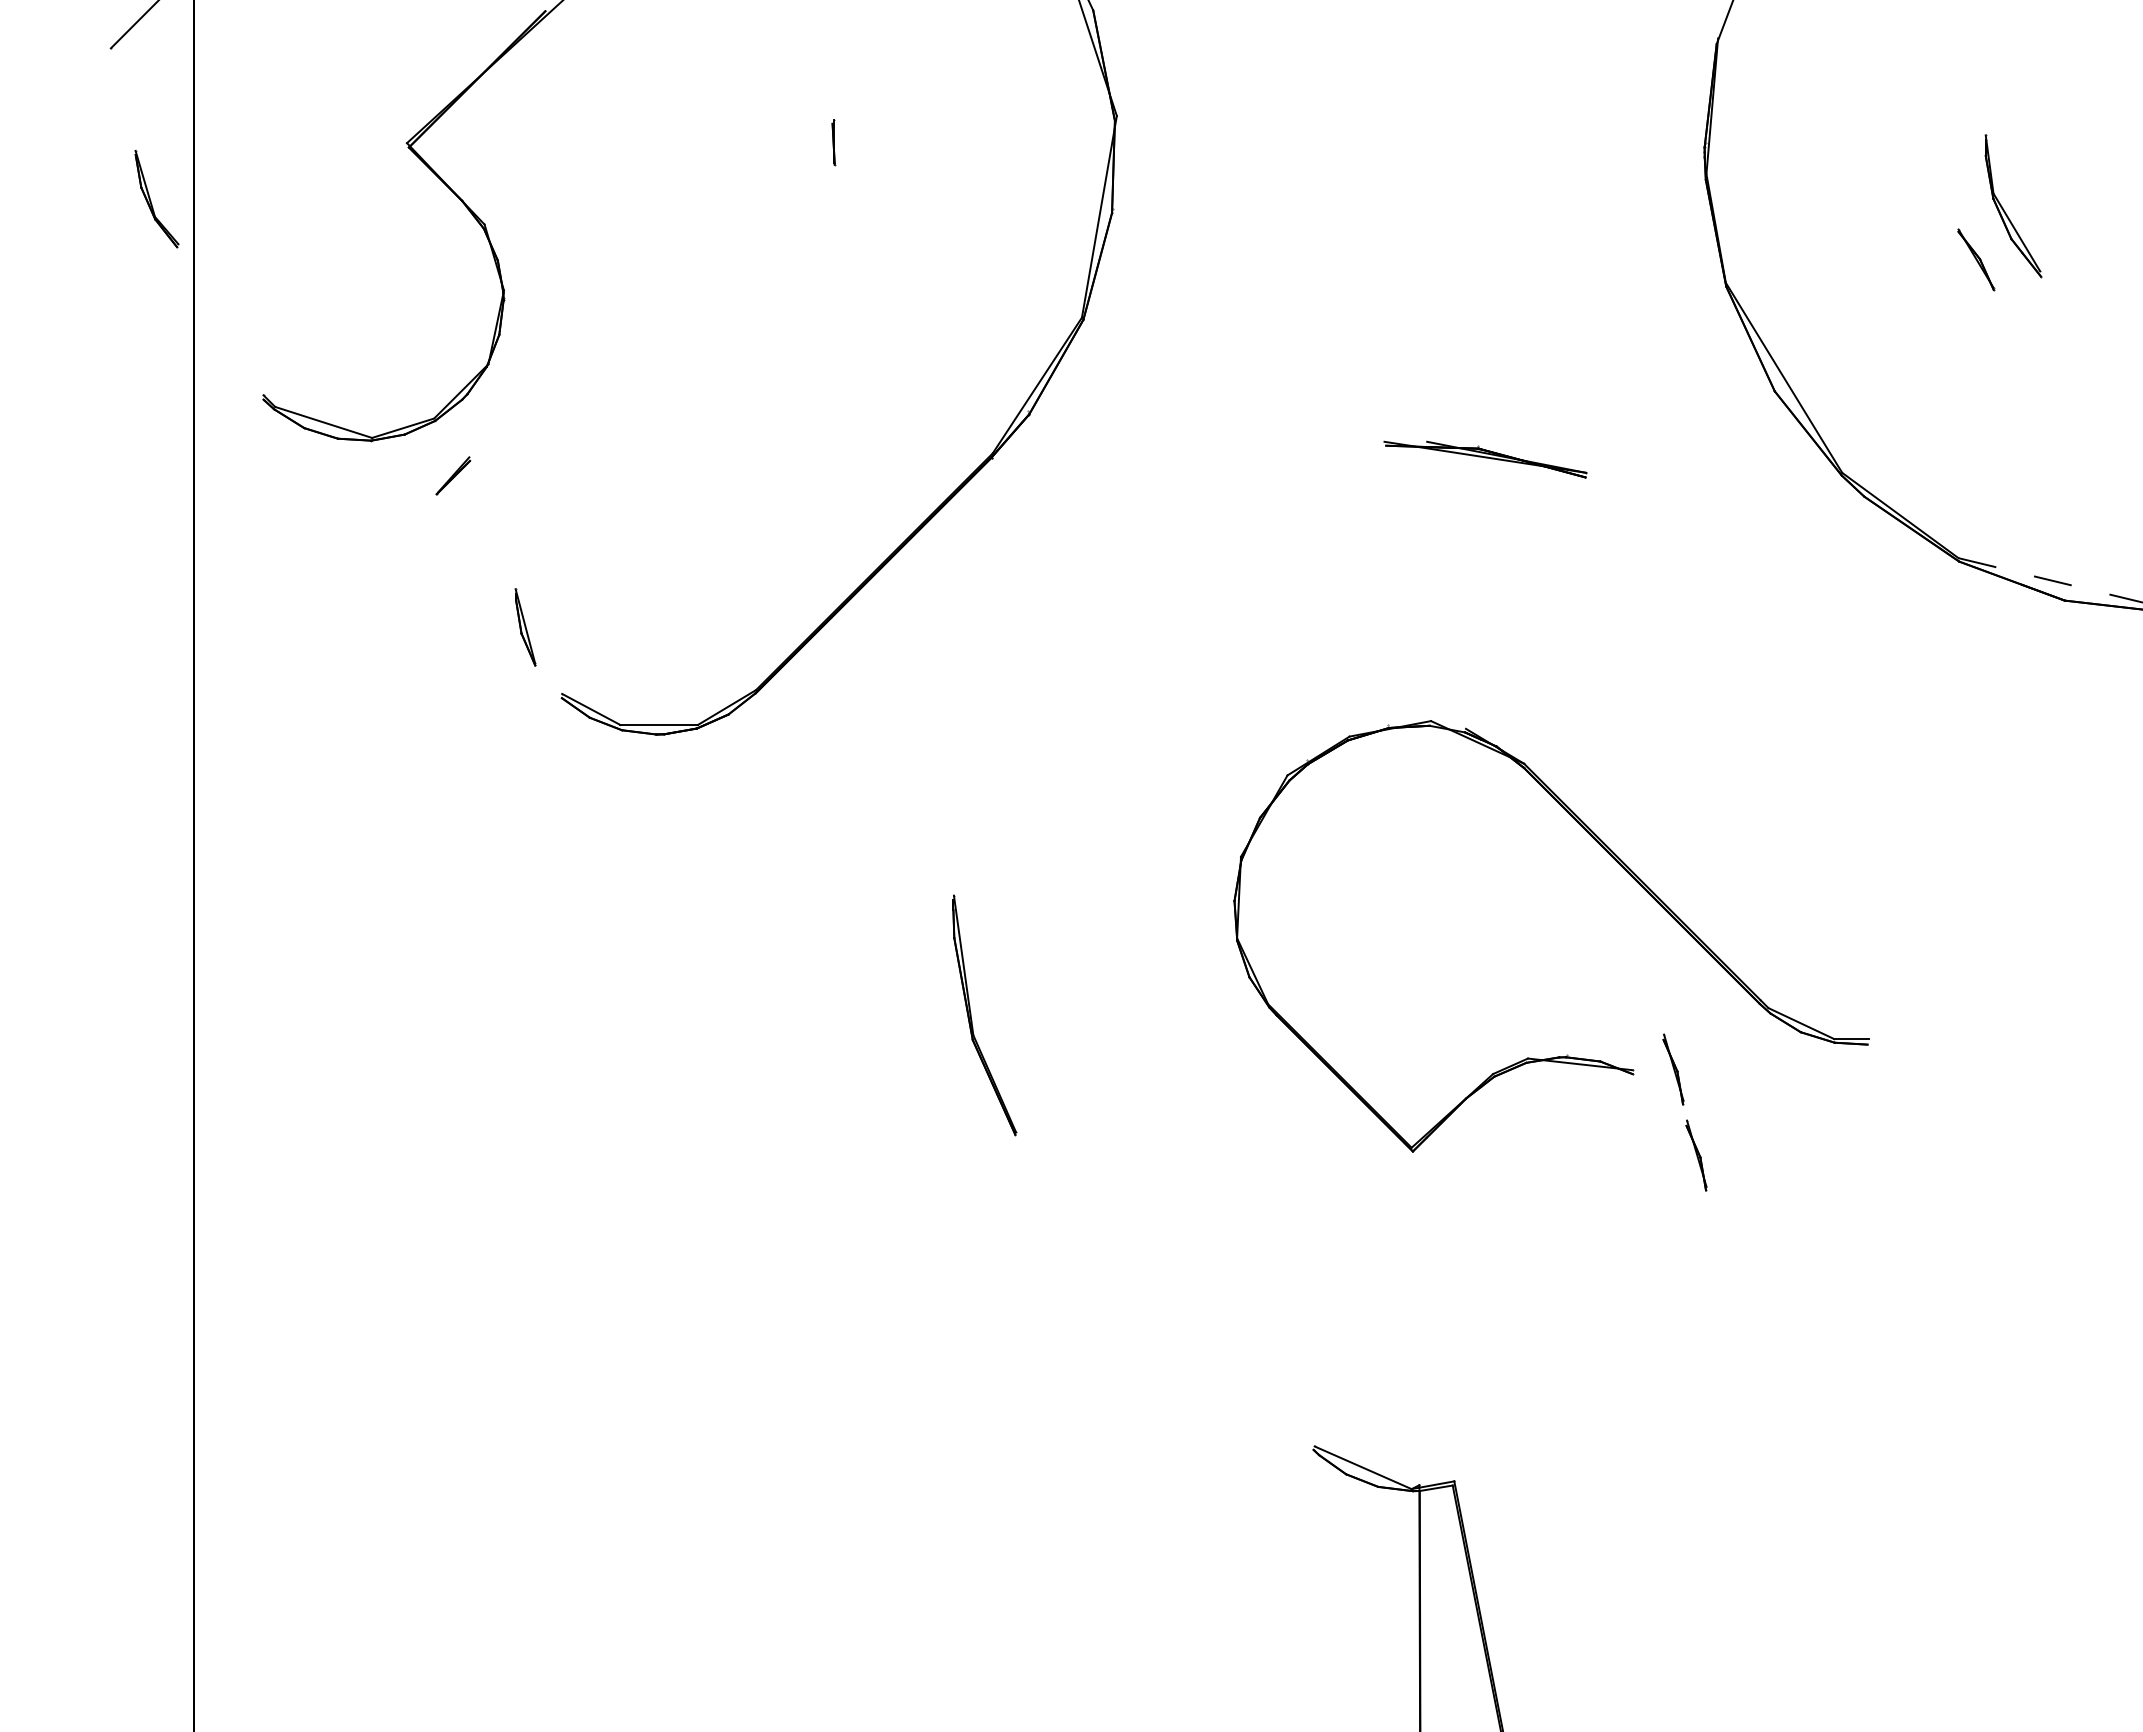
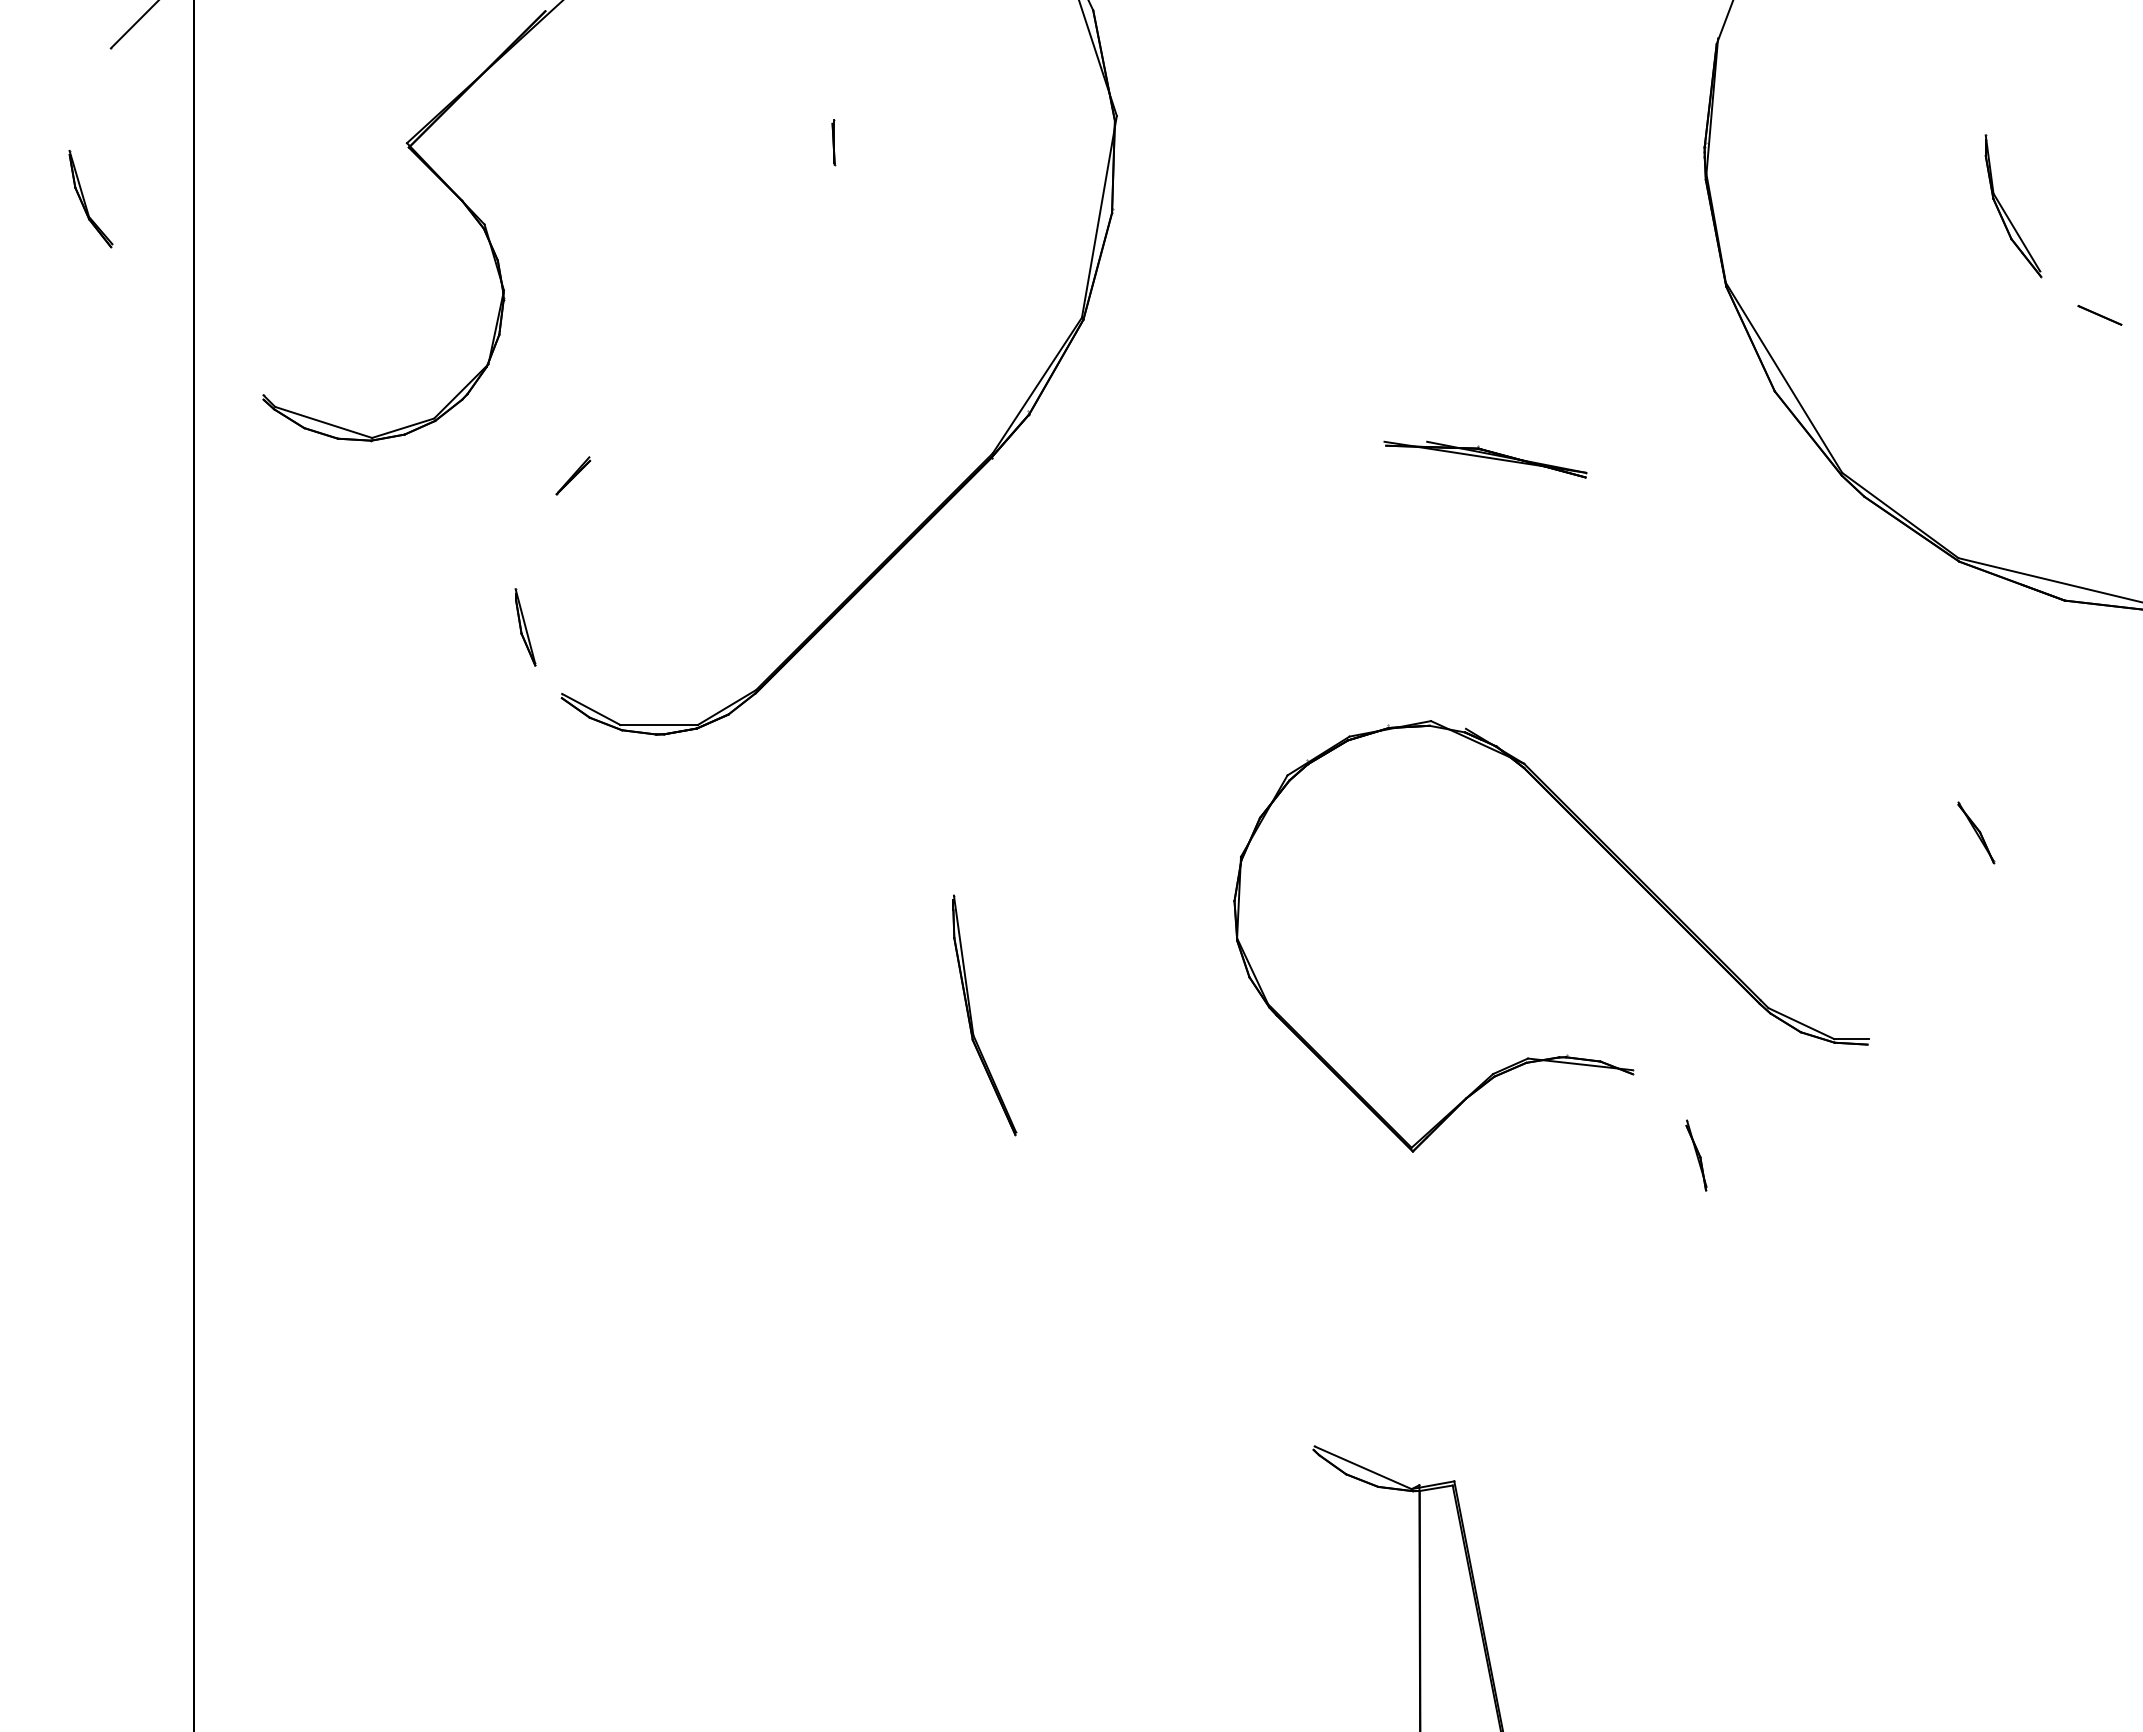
part position: (156, 199) -> (90, 199) (90, 199)
part position: (1976, 259) -> (1976, 832) (1976, 832)
line: none -> present (2099, 315)
part position: (453, 475) -> (573, 475) (573, 475)
line: dashed -> solid (2050, 580)
part: present -> none (1673, 1069)
